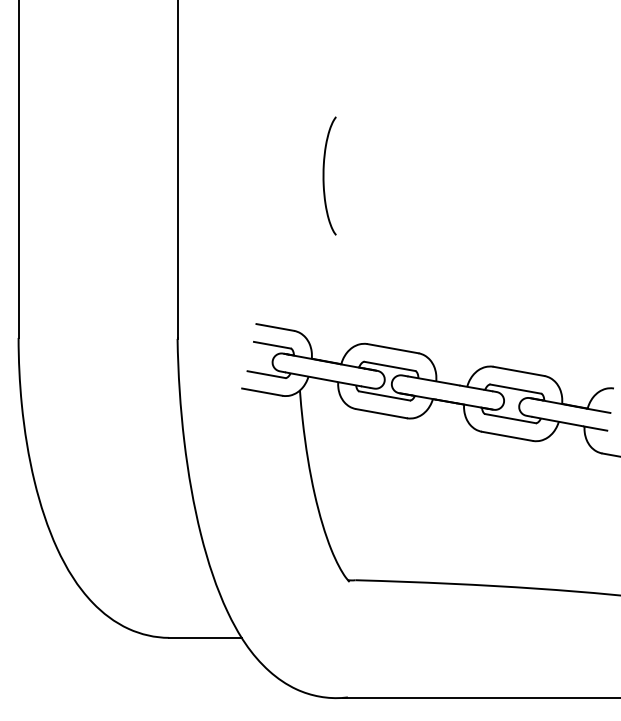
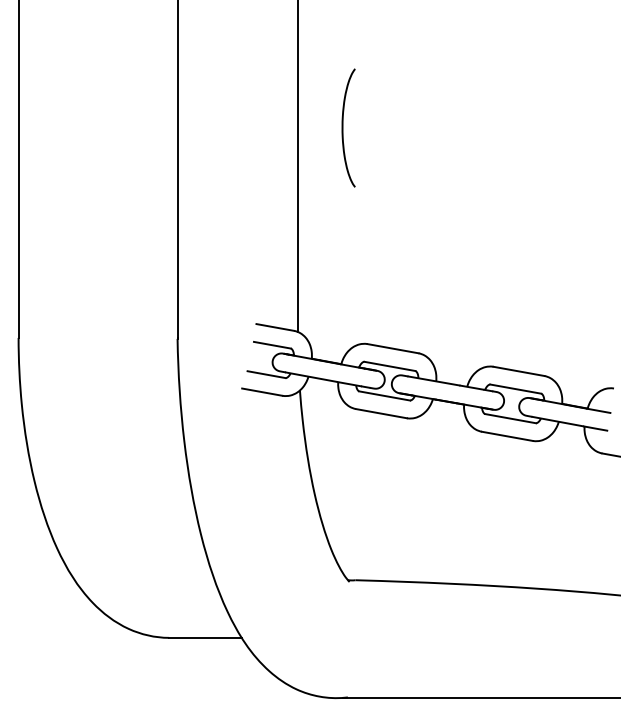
line: none -> present (297, 166)
curve position: (324, 175) -> (343, 127) (343, 127)
